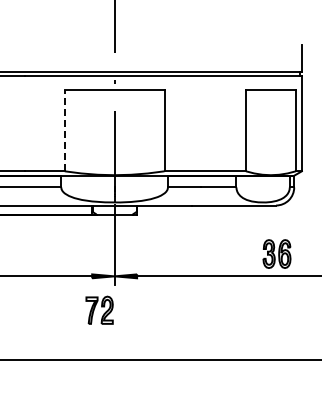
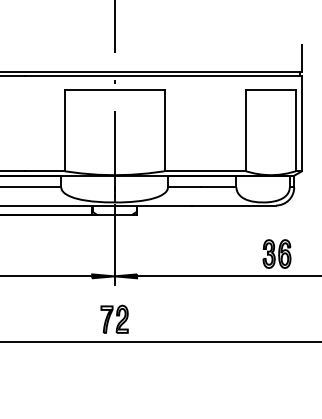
line: dashed -> solid (64, 130)
part position: (99, 309) -> (114, 318) (114, 318)
line position: (160, 359) -> (160, 341) (160, 341)
